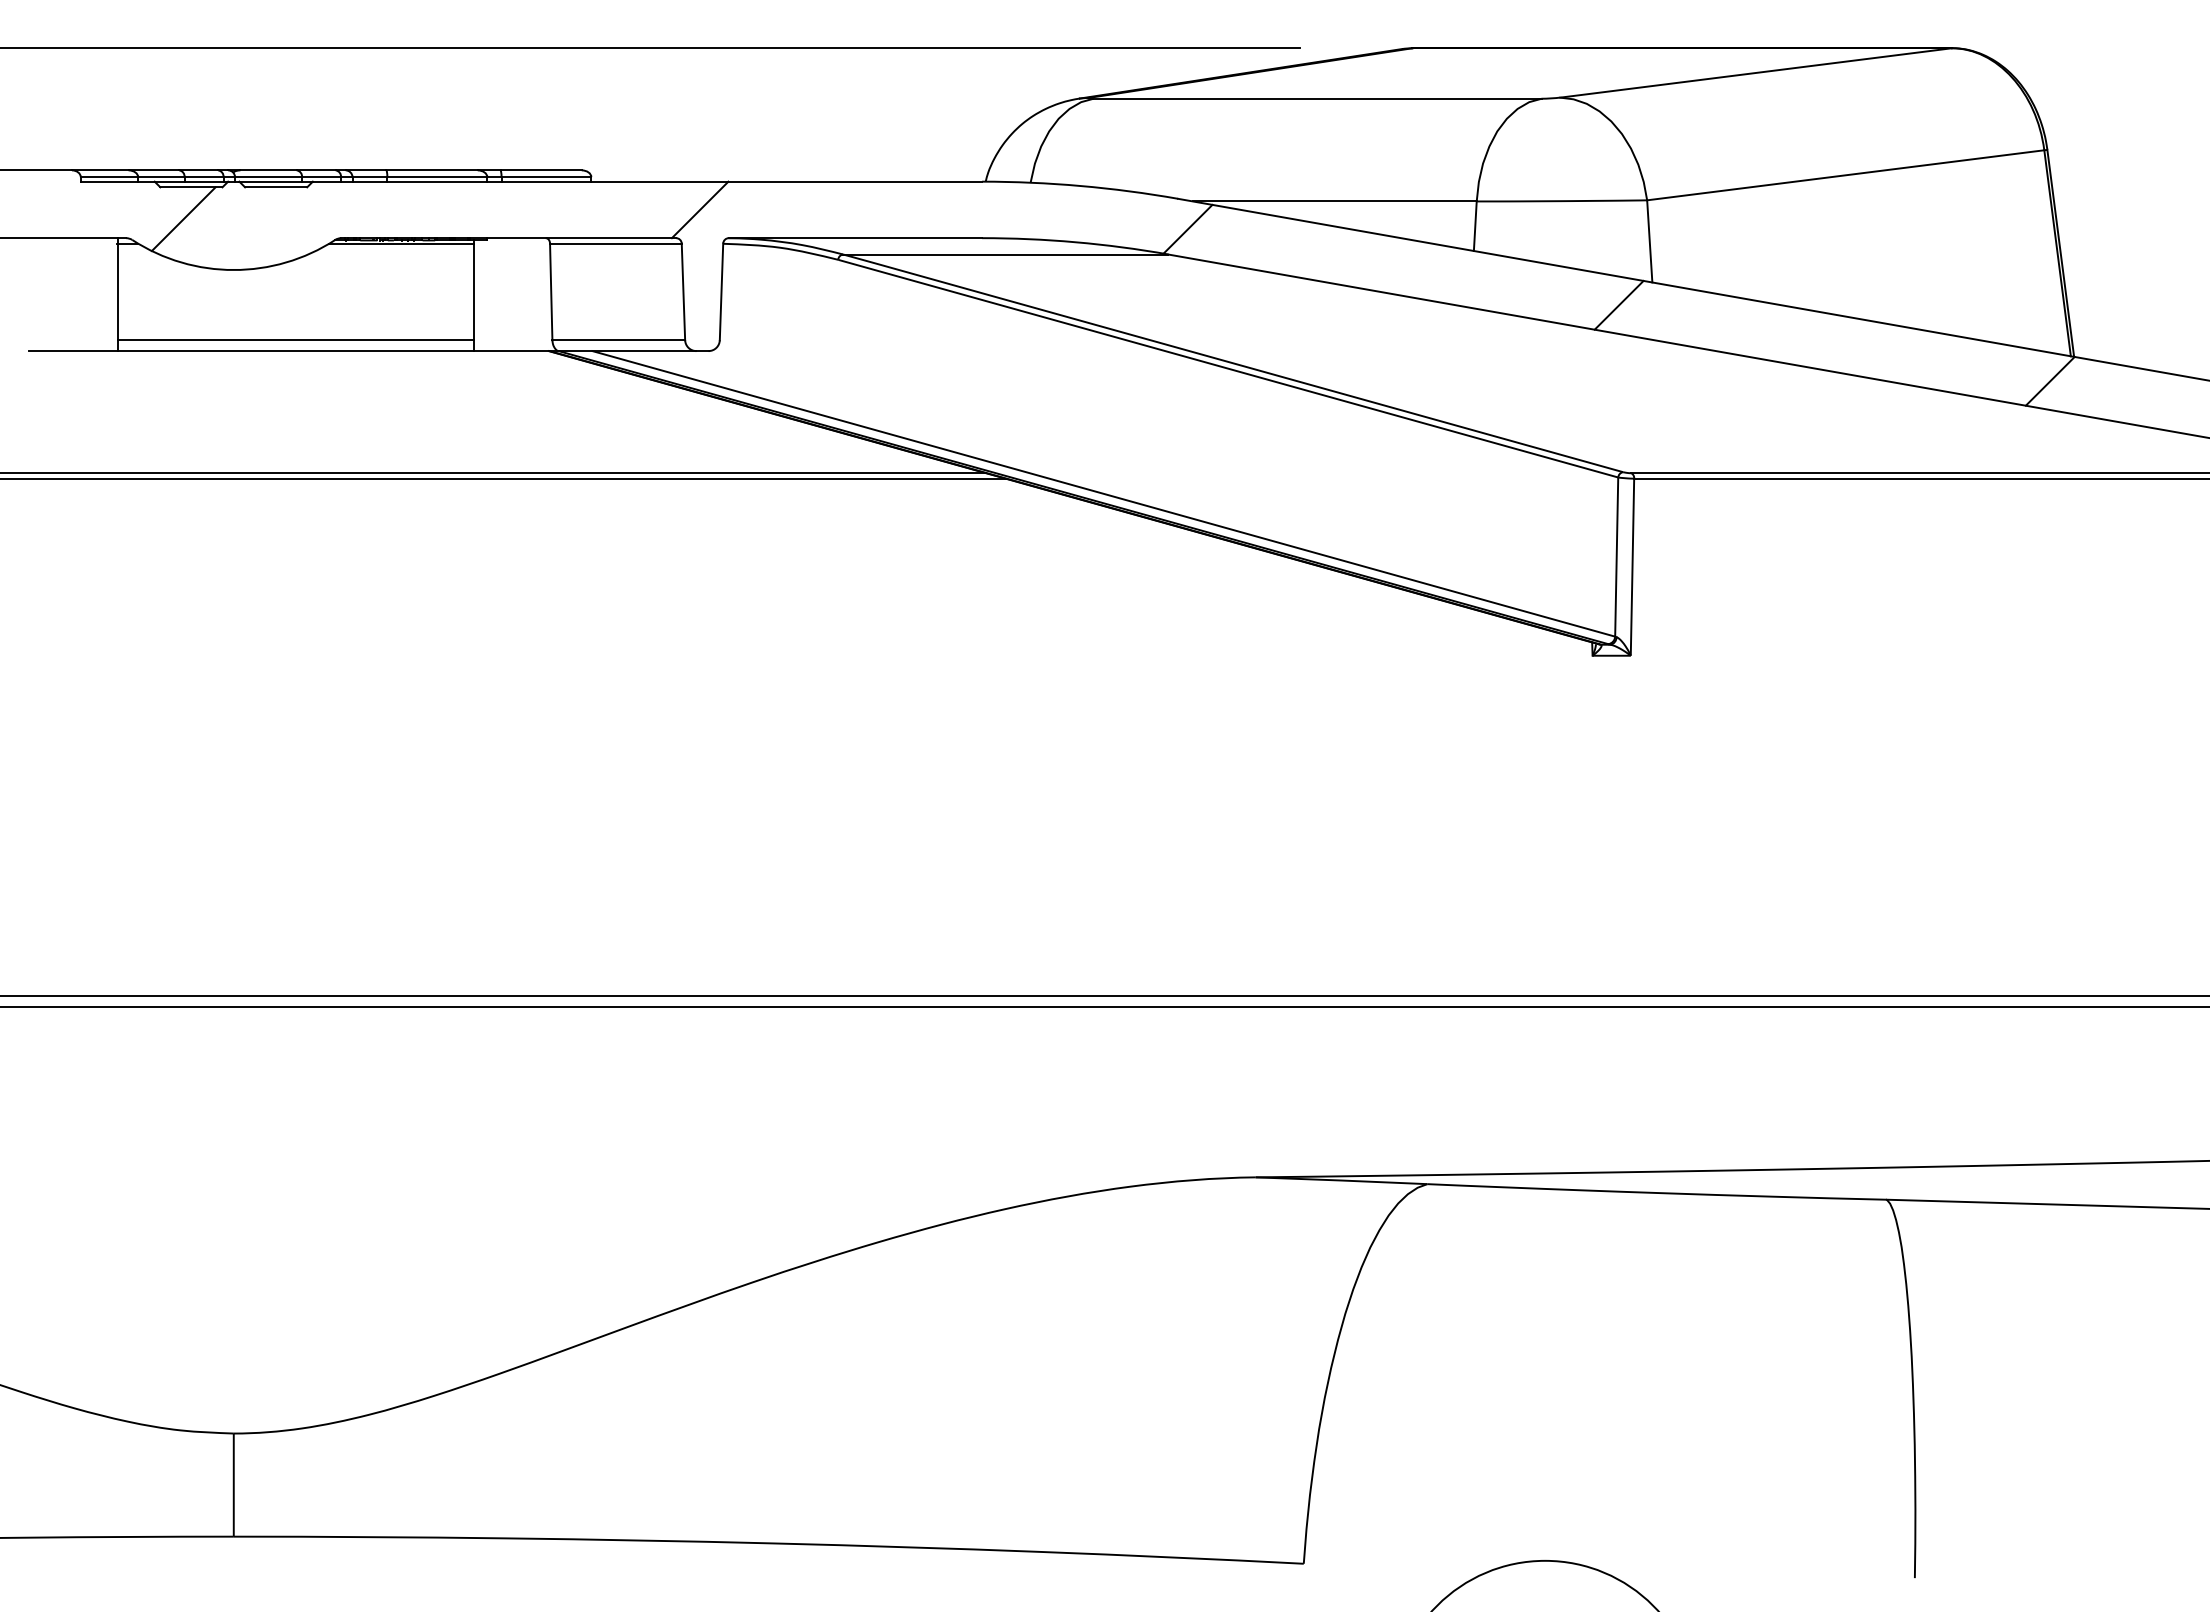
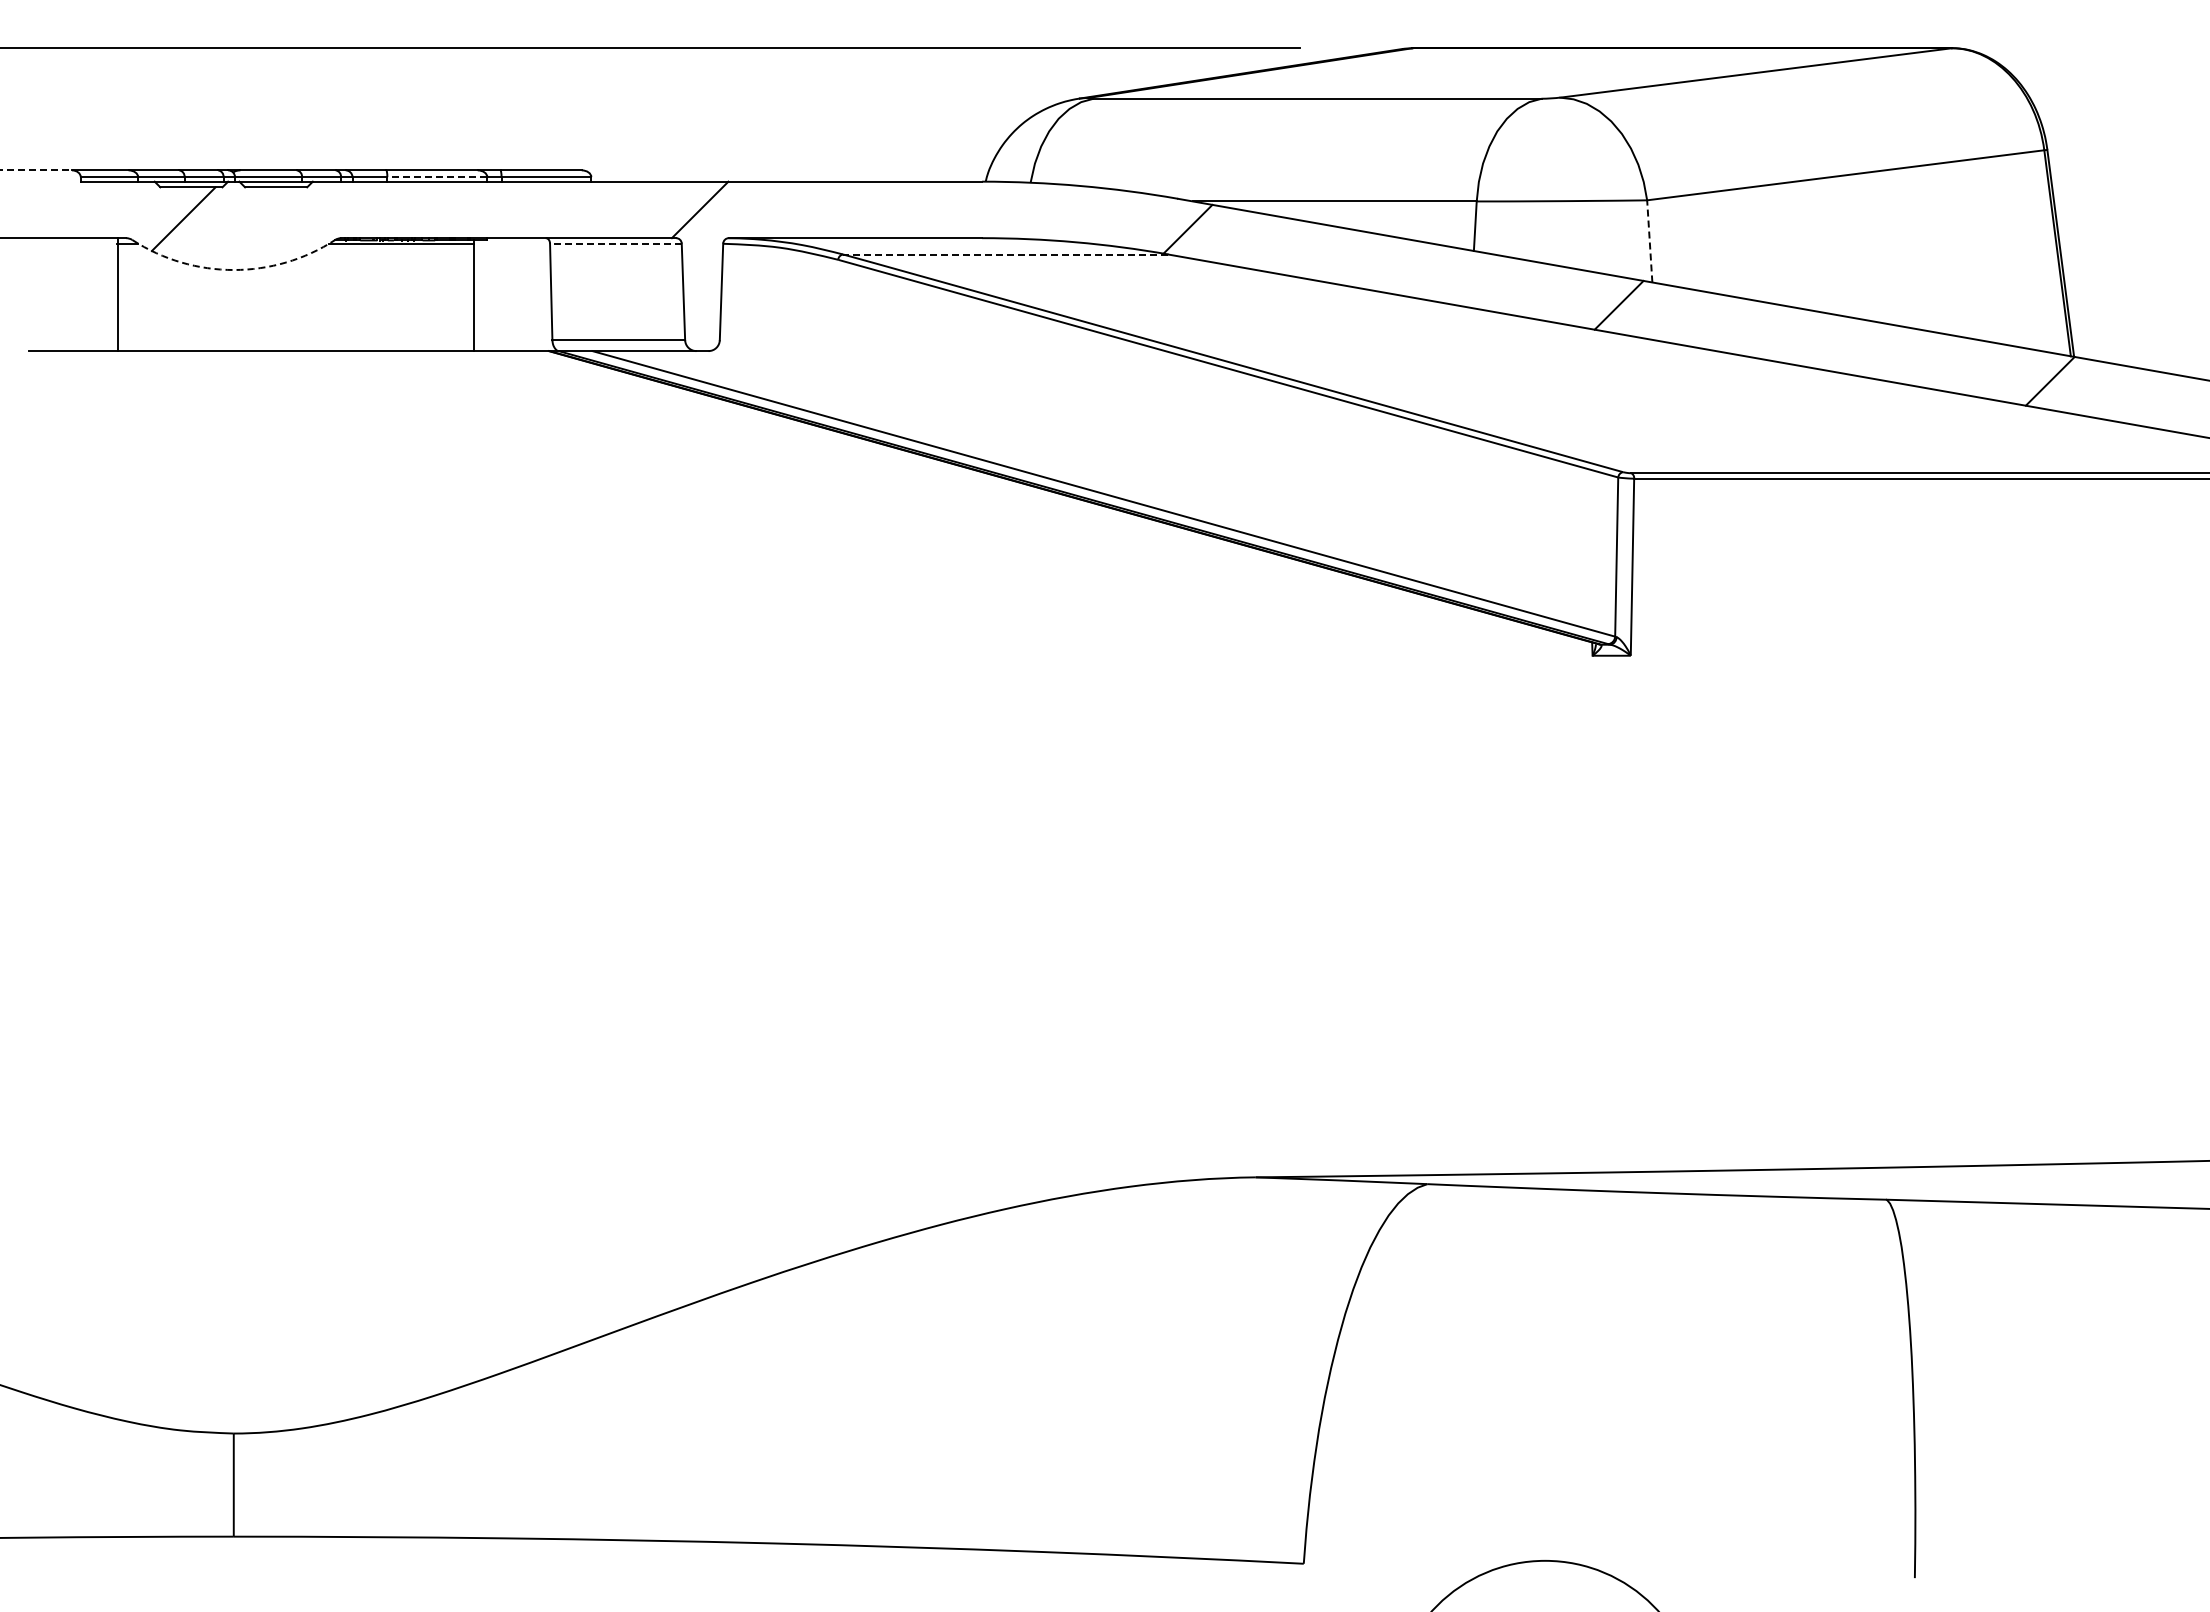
line: solid -> dashed (36, 170)
line: solid -> dashed (437, 177)
line: solid -> dashed (1649, 240)
line: solid -> dashed (615, 243)
line: solid -> dashed (1005, 254)
arc: solid -> dashed (233, 270)
line: present -> none (295, 340)
line: present -> none (494, 473)
line: present -> none (503, 478)
line: present -> none (1104, 996)
line: present -> none (1104, 1007)
